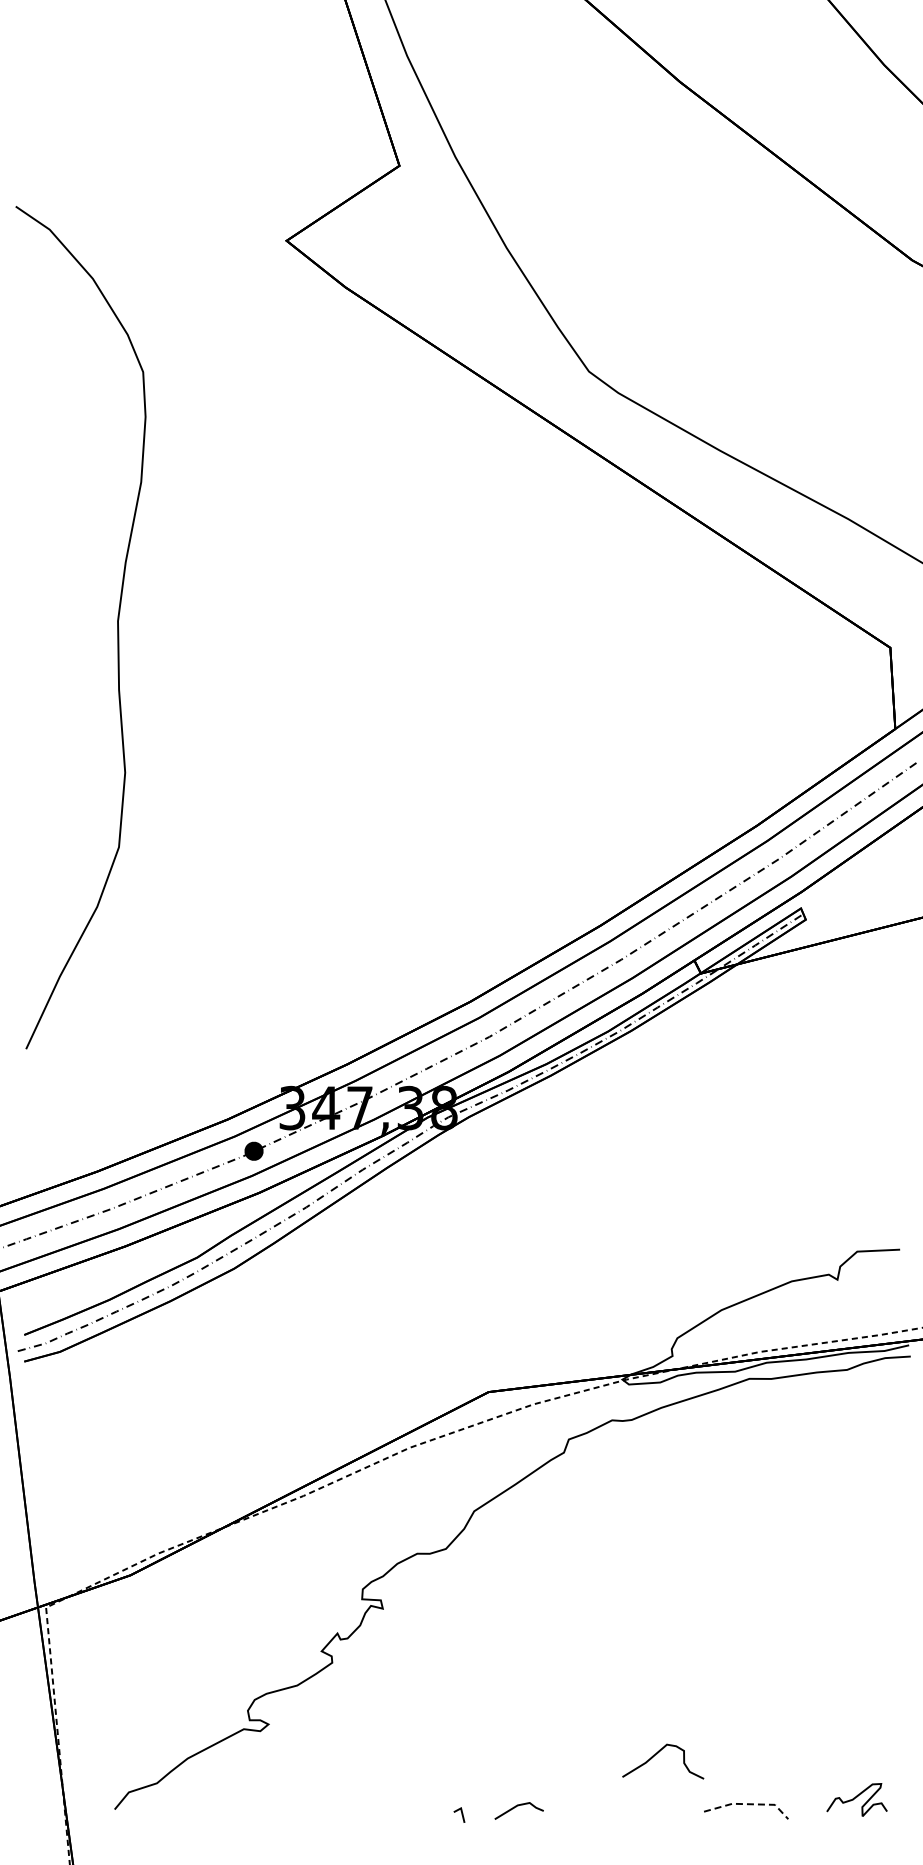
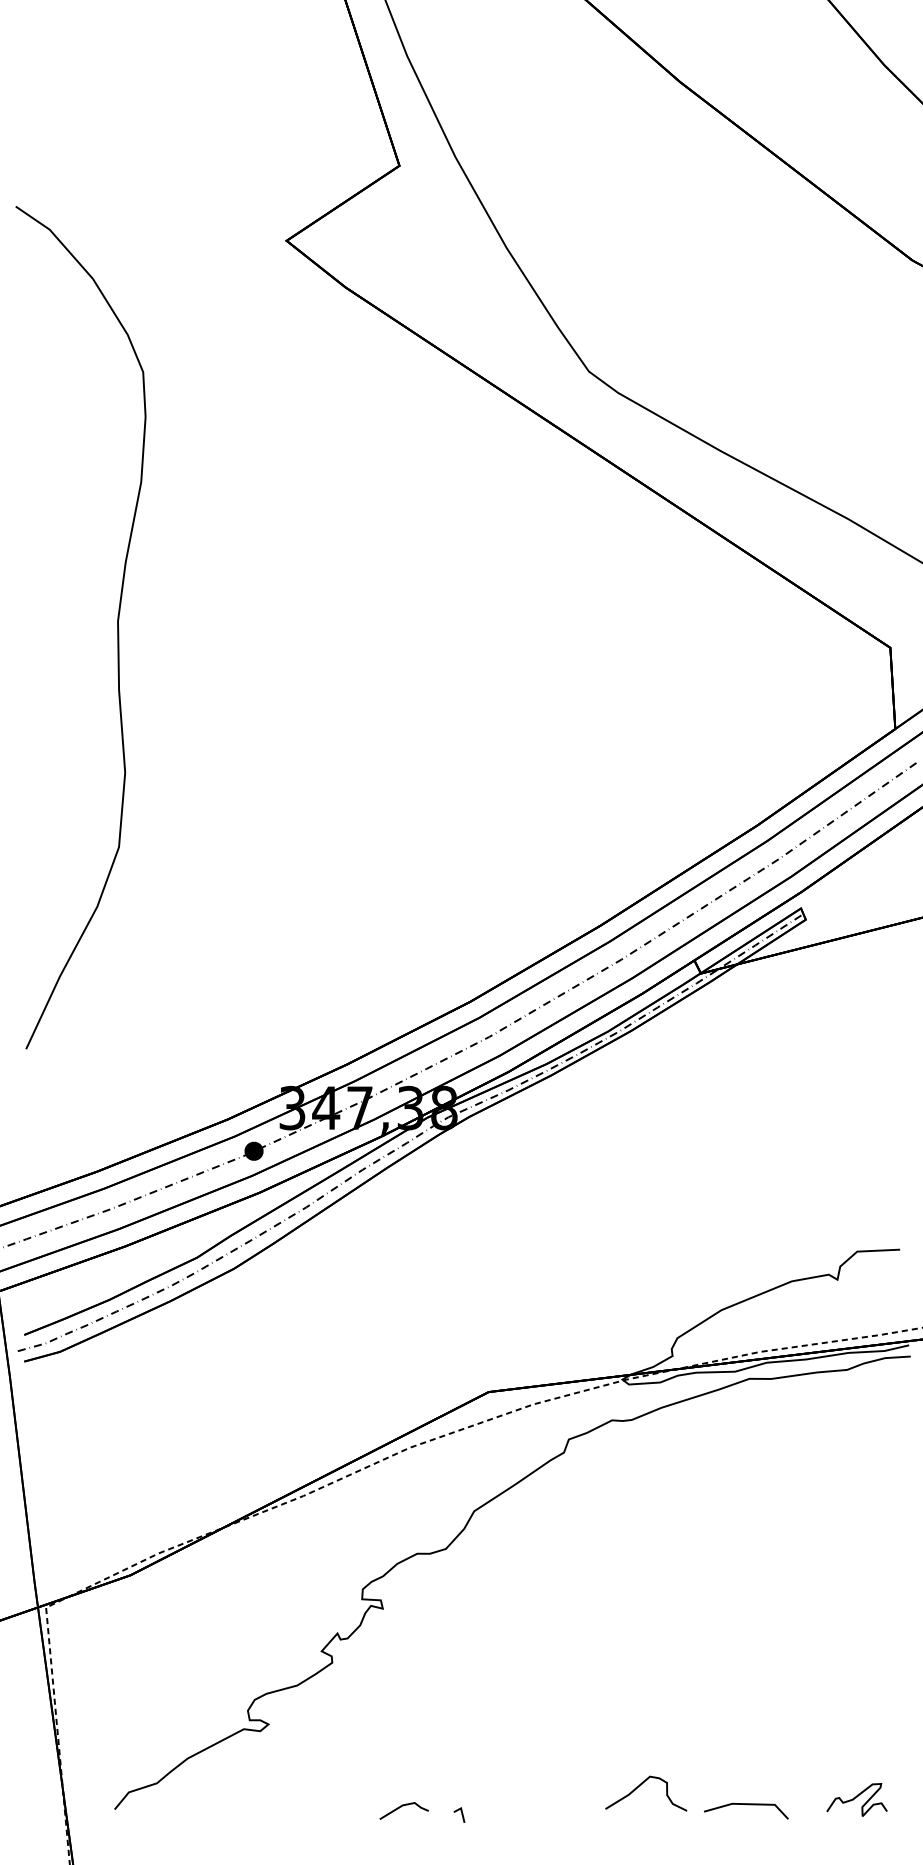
curve position: (657, 1754) -> (640, 1786) (640, 1786)
line: dashed -> solid (749, 1804)
line position: (516, 1807) -> (401, 1807) (401, 1807)
